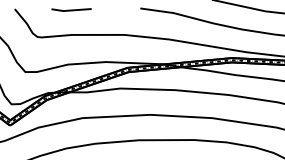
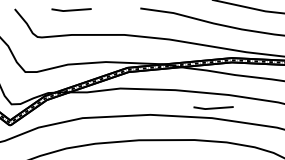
line: none -> present (213, 107)
